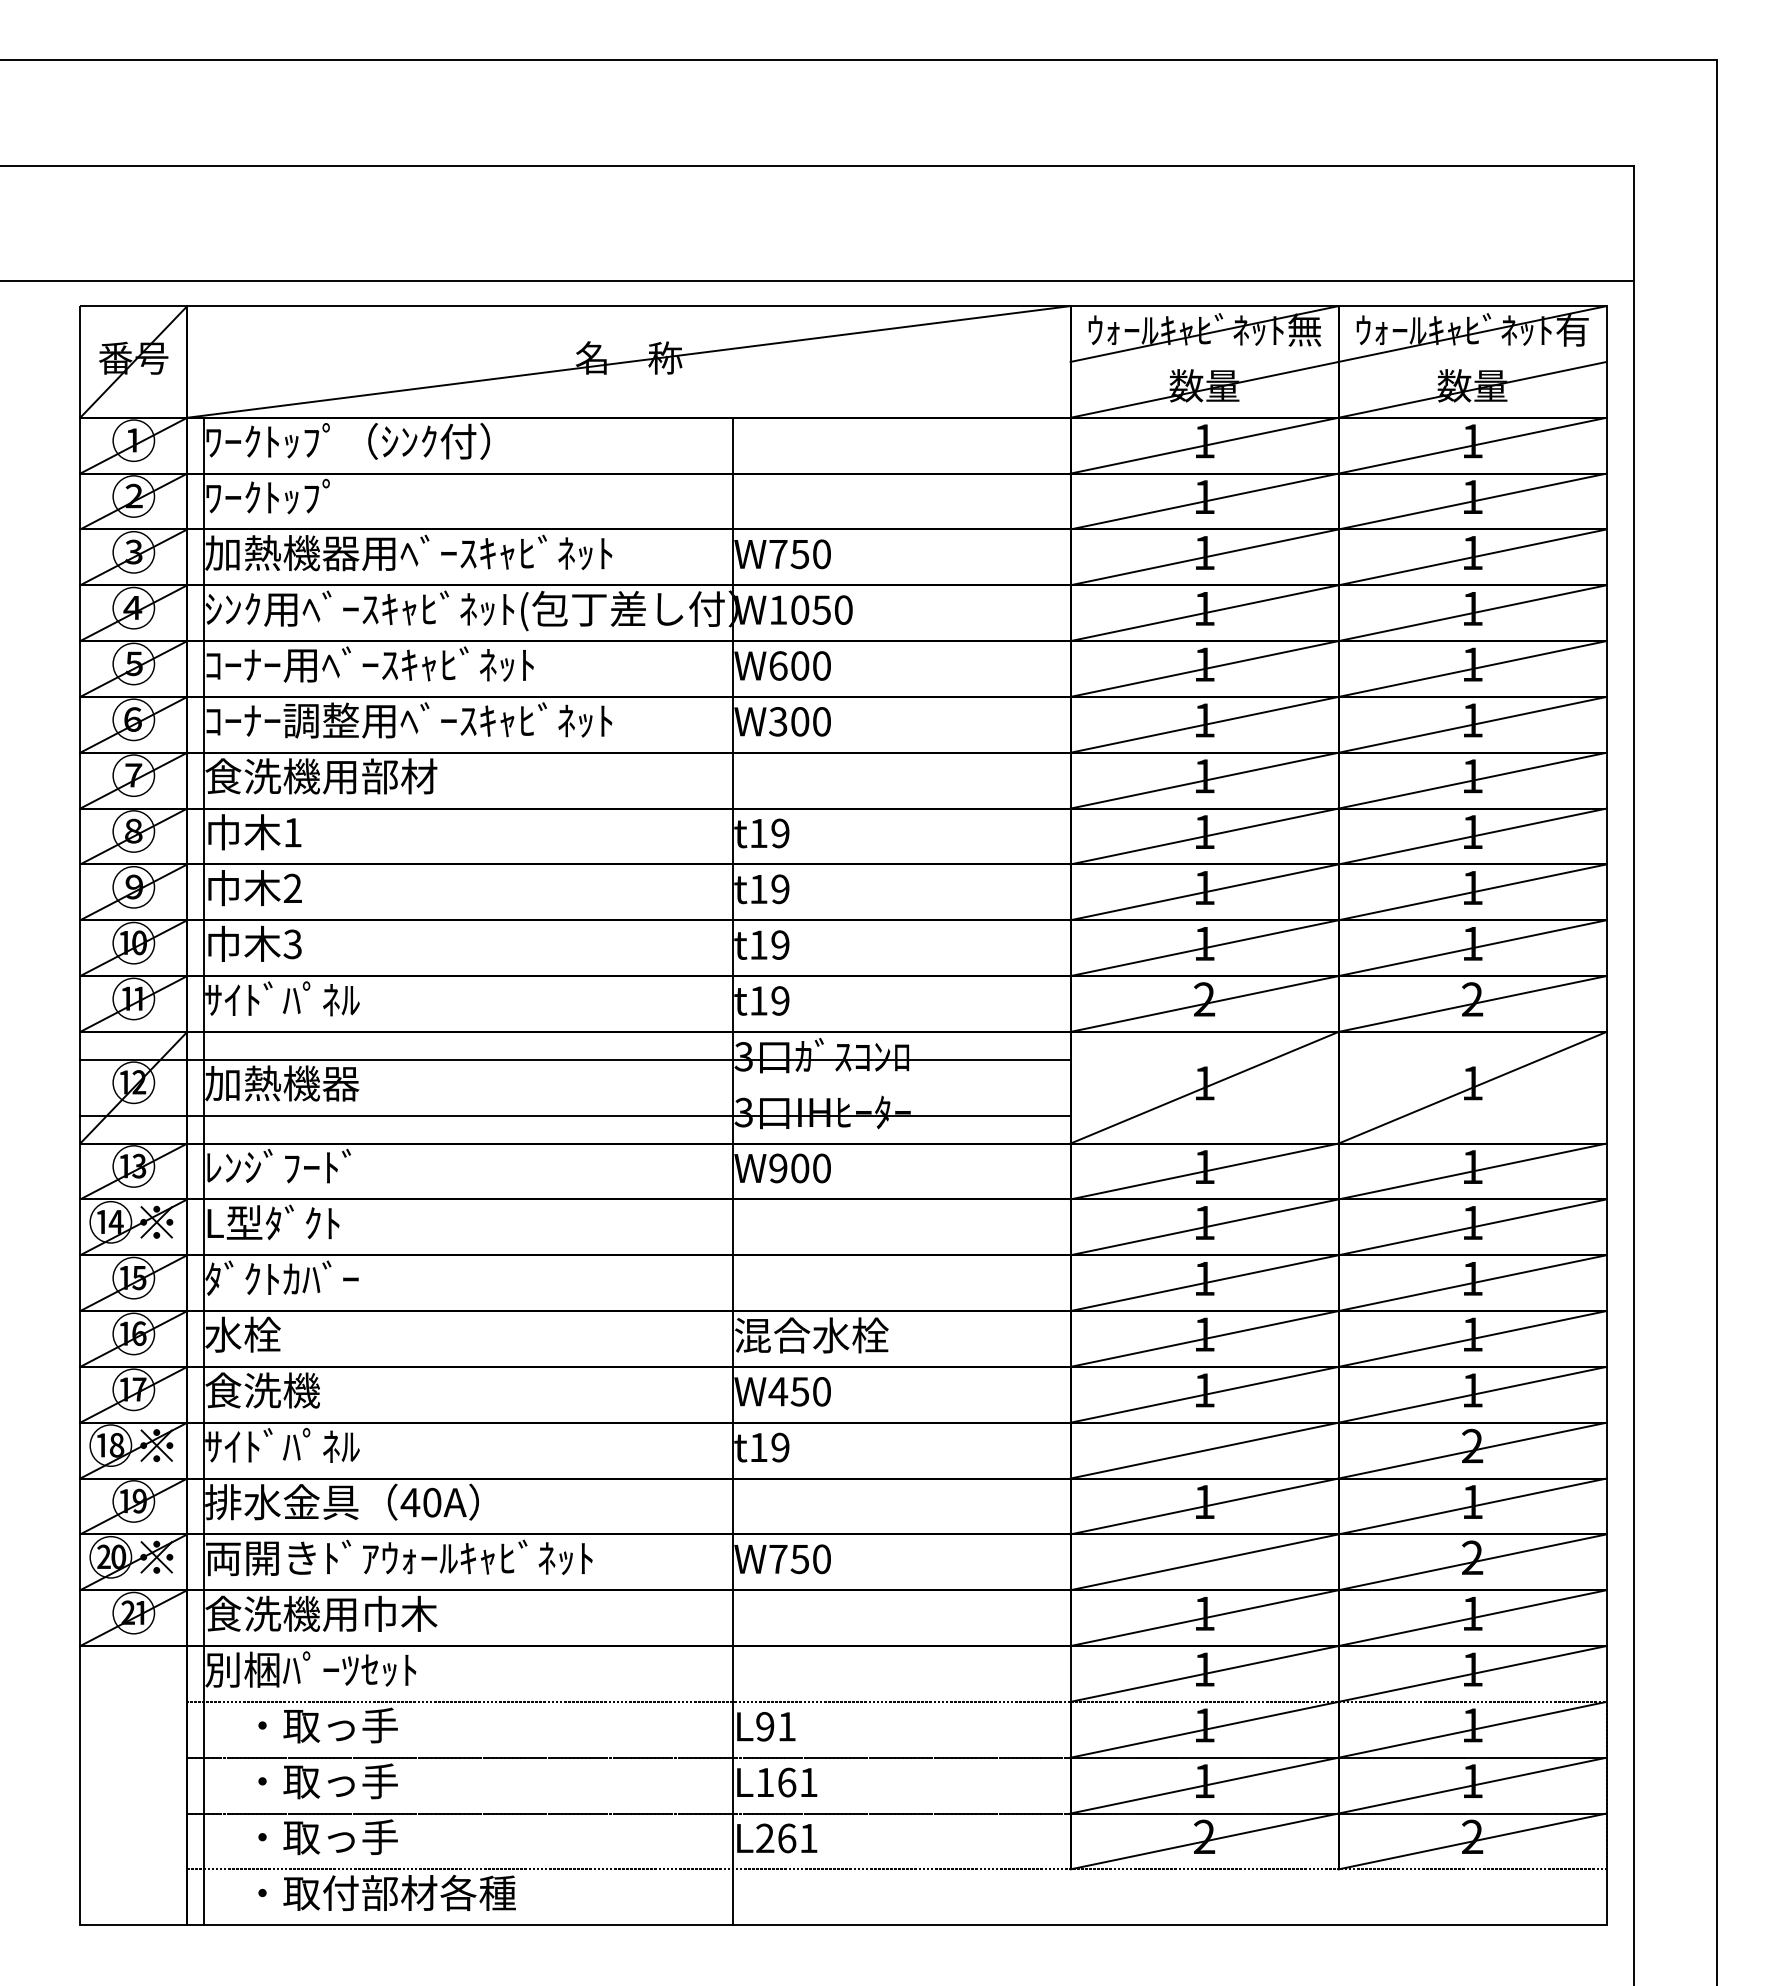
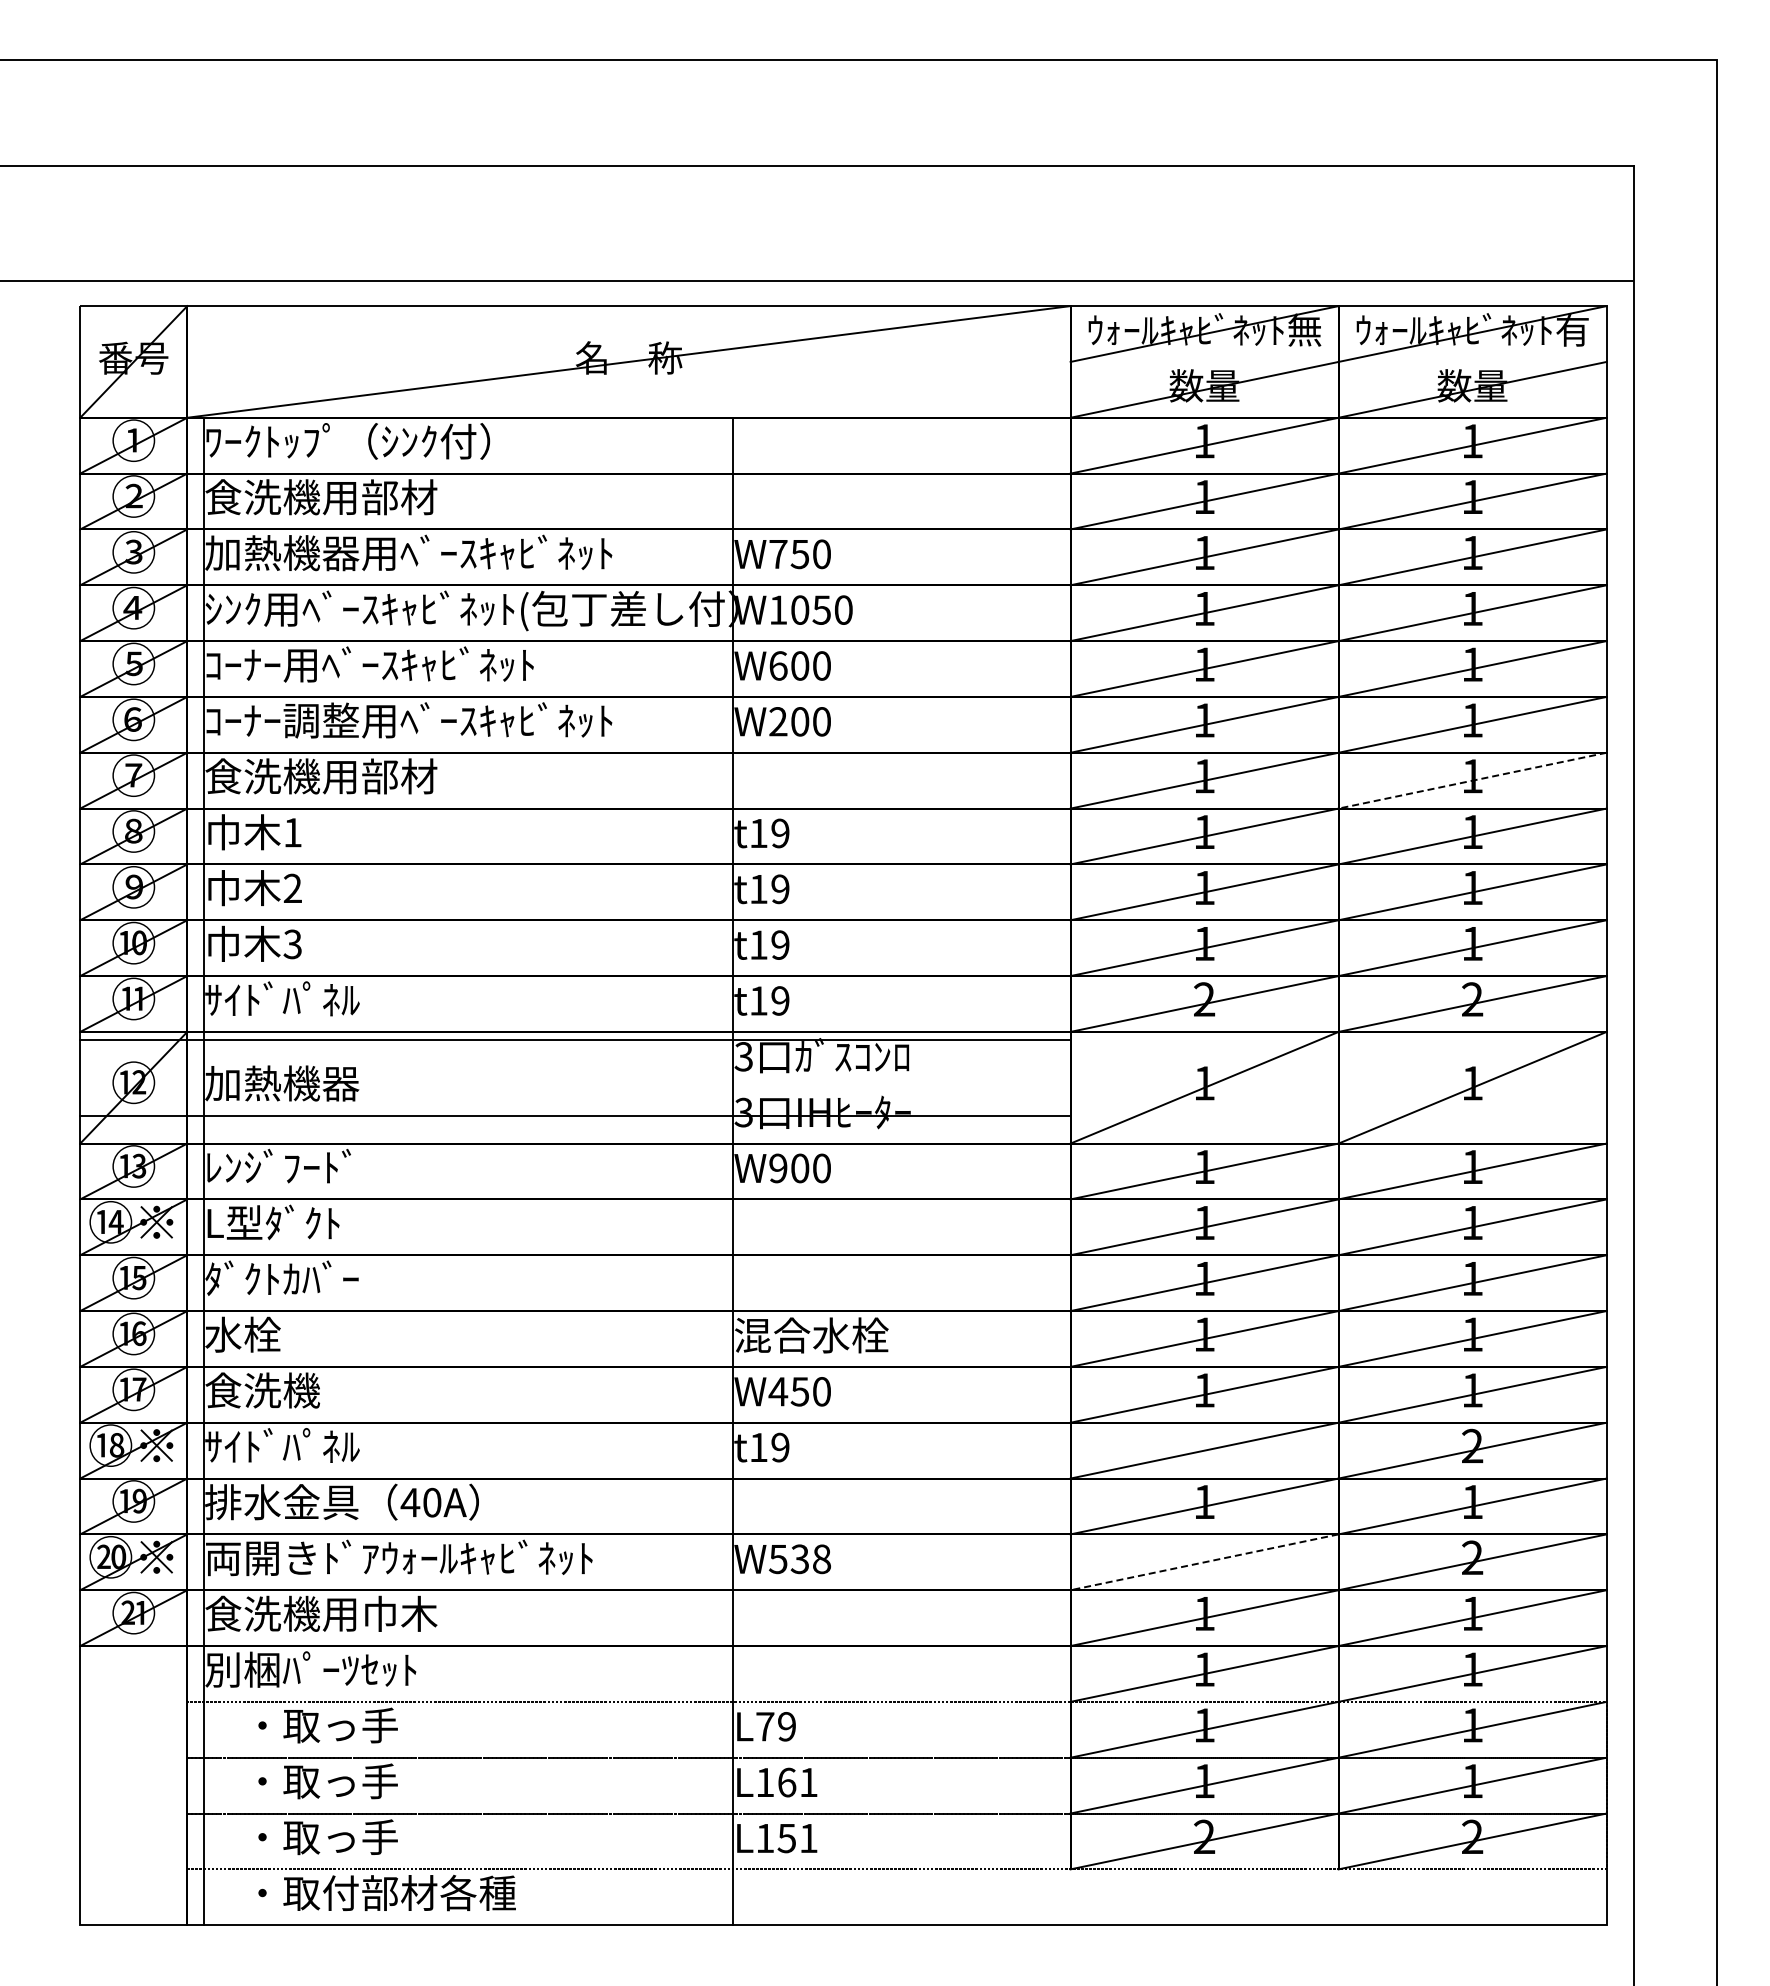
text: ﾜｰｸﾄｯﾌﾟ -> 食洗機用部材 (321, 496)
text: W300 -> W200 (778, 721)
line: solid -> dashed (1472, 780)
line position: (575, 1059) -> (575, 1039) (575, 1039)
text: W750 -> W538 (800, 1559)
line: solid -> dashed (1204, 1562)
text: L91 -> L79 (775, 1726)
text: L261 -> L151 (776, 1838)
